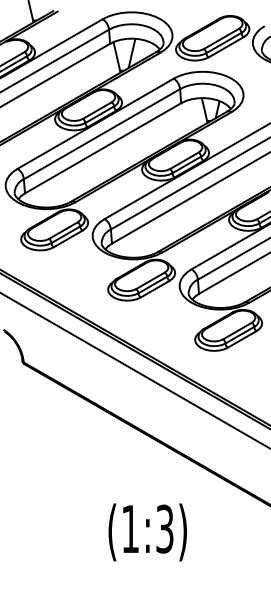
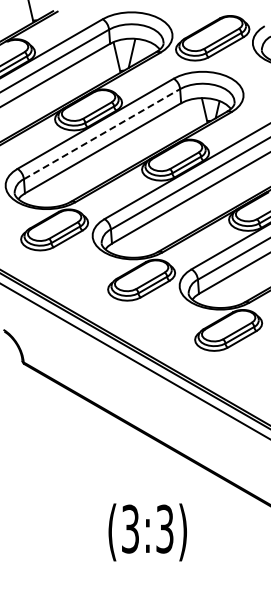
line: solid -> dashed (102, 133)
line position: (134, 370) -> (134, 361) (134, 361)
text: (1:3) -> (3:3) (130, 528)
